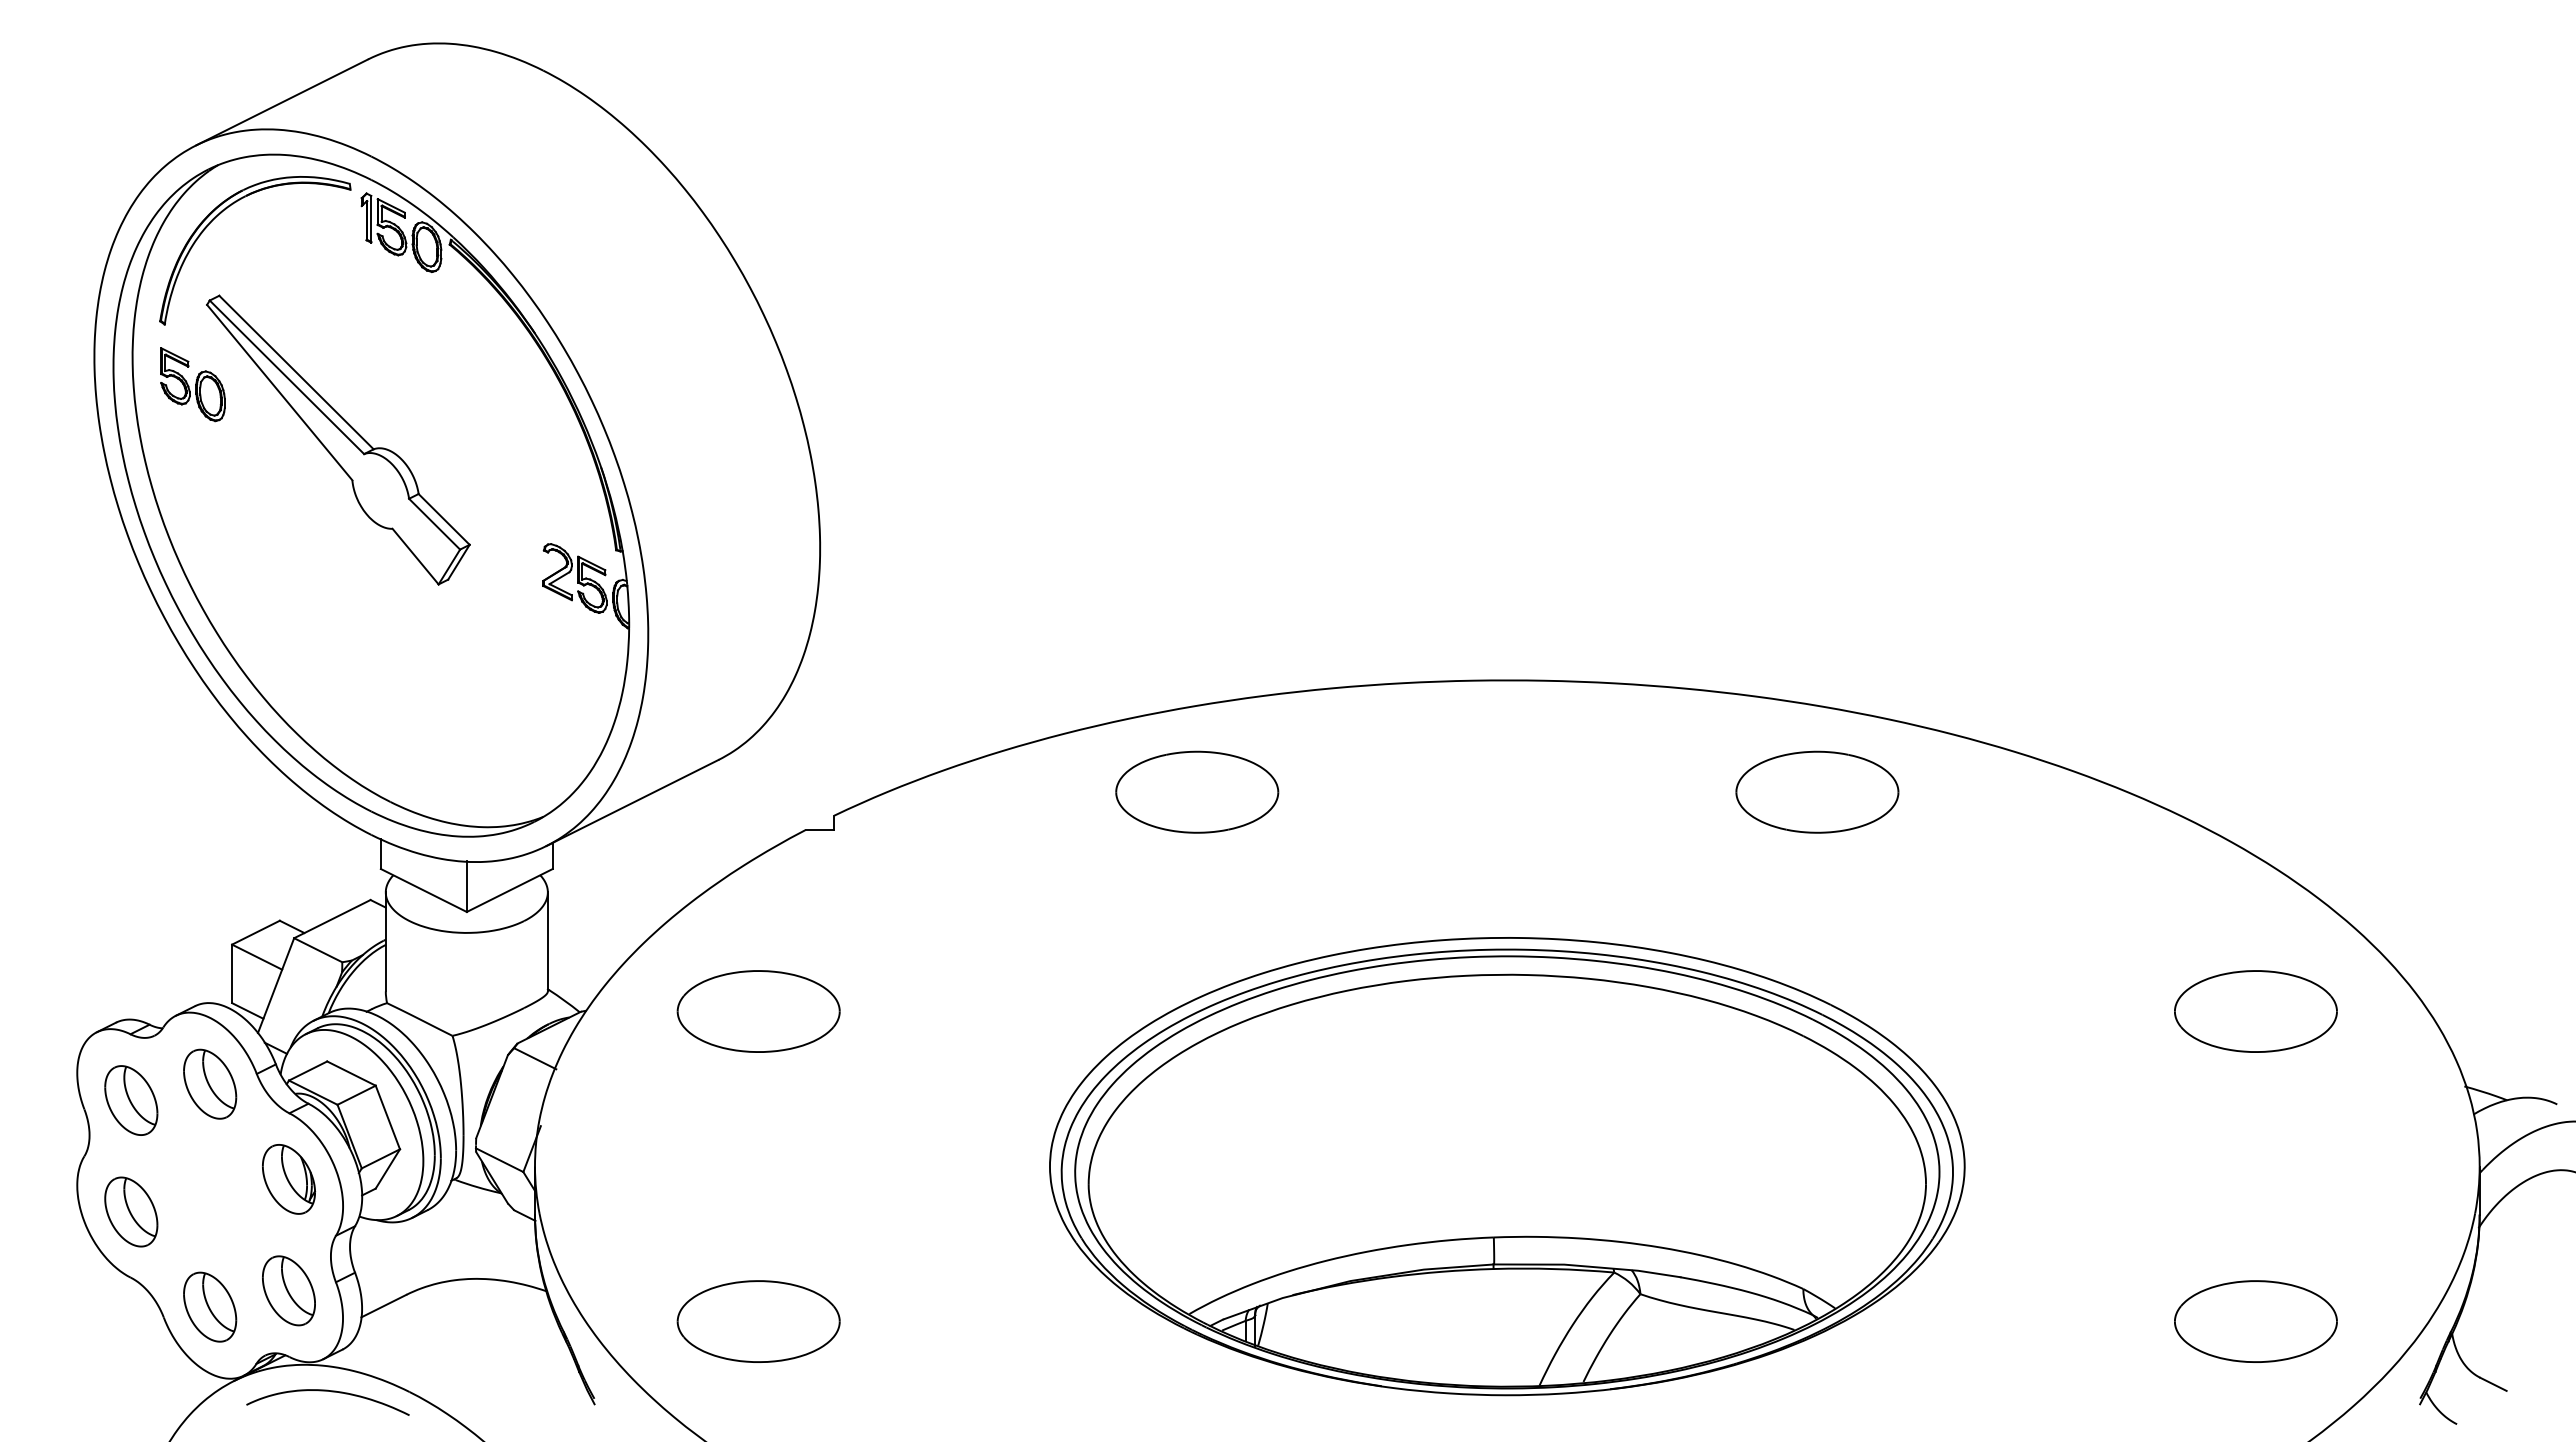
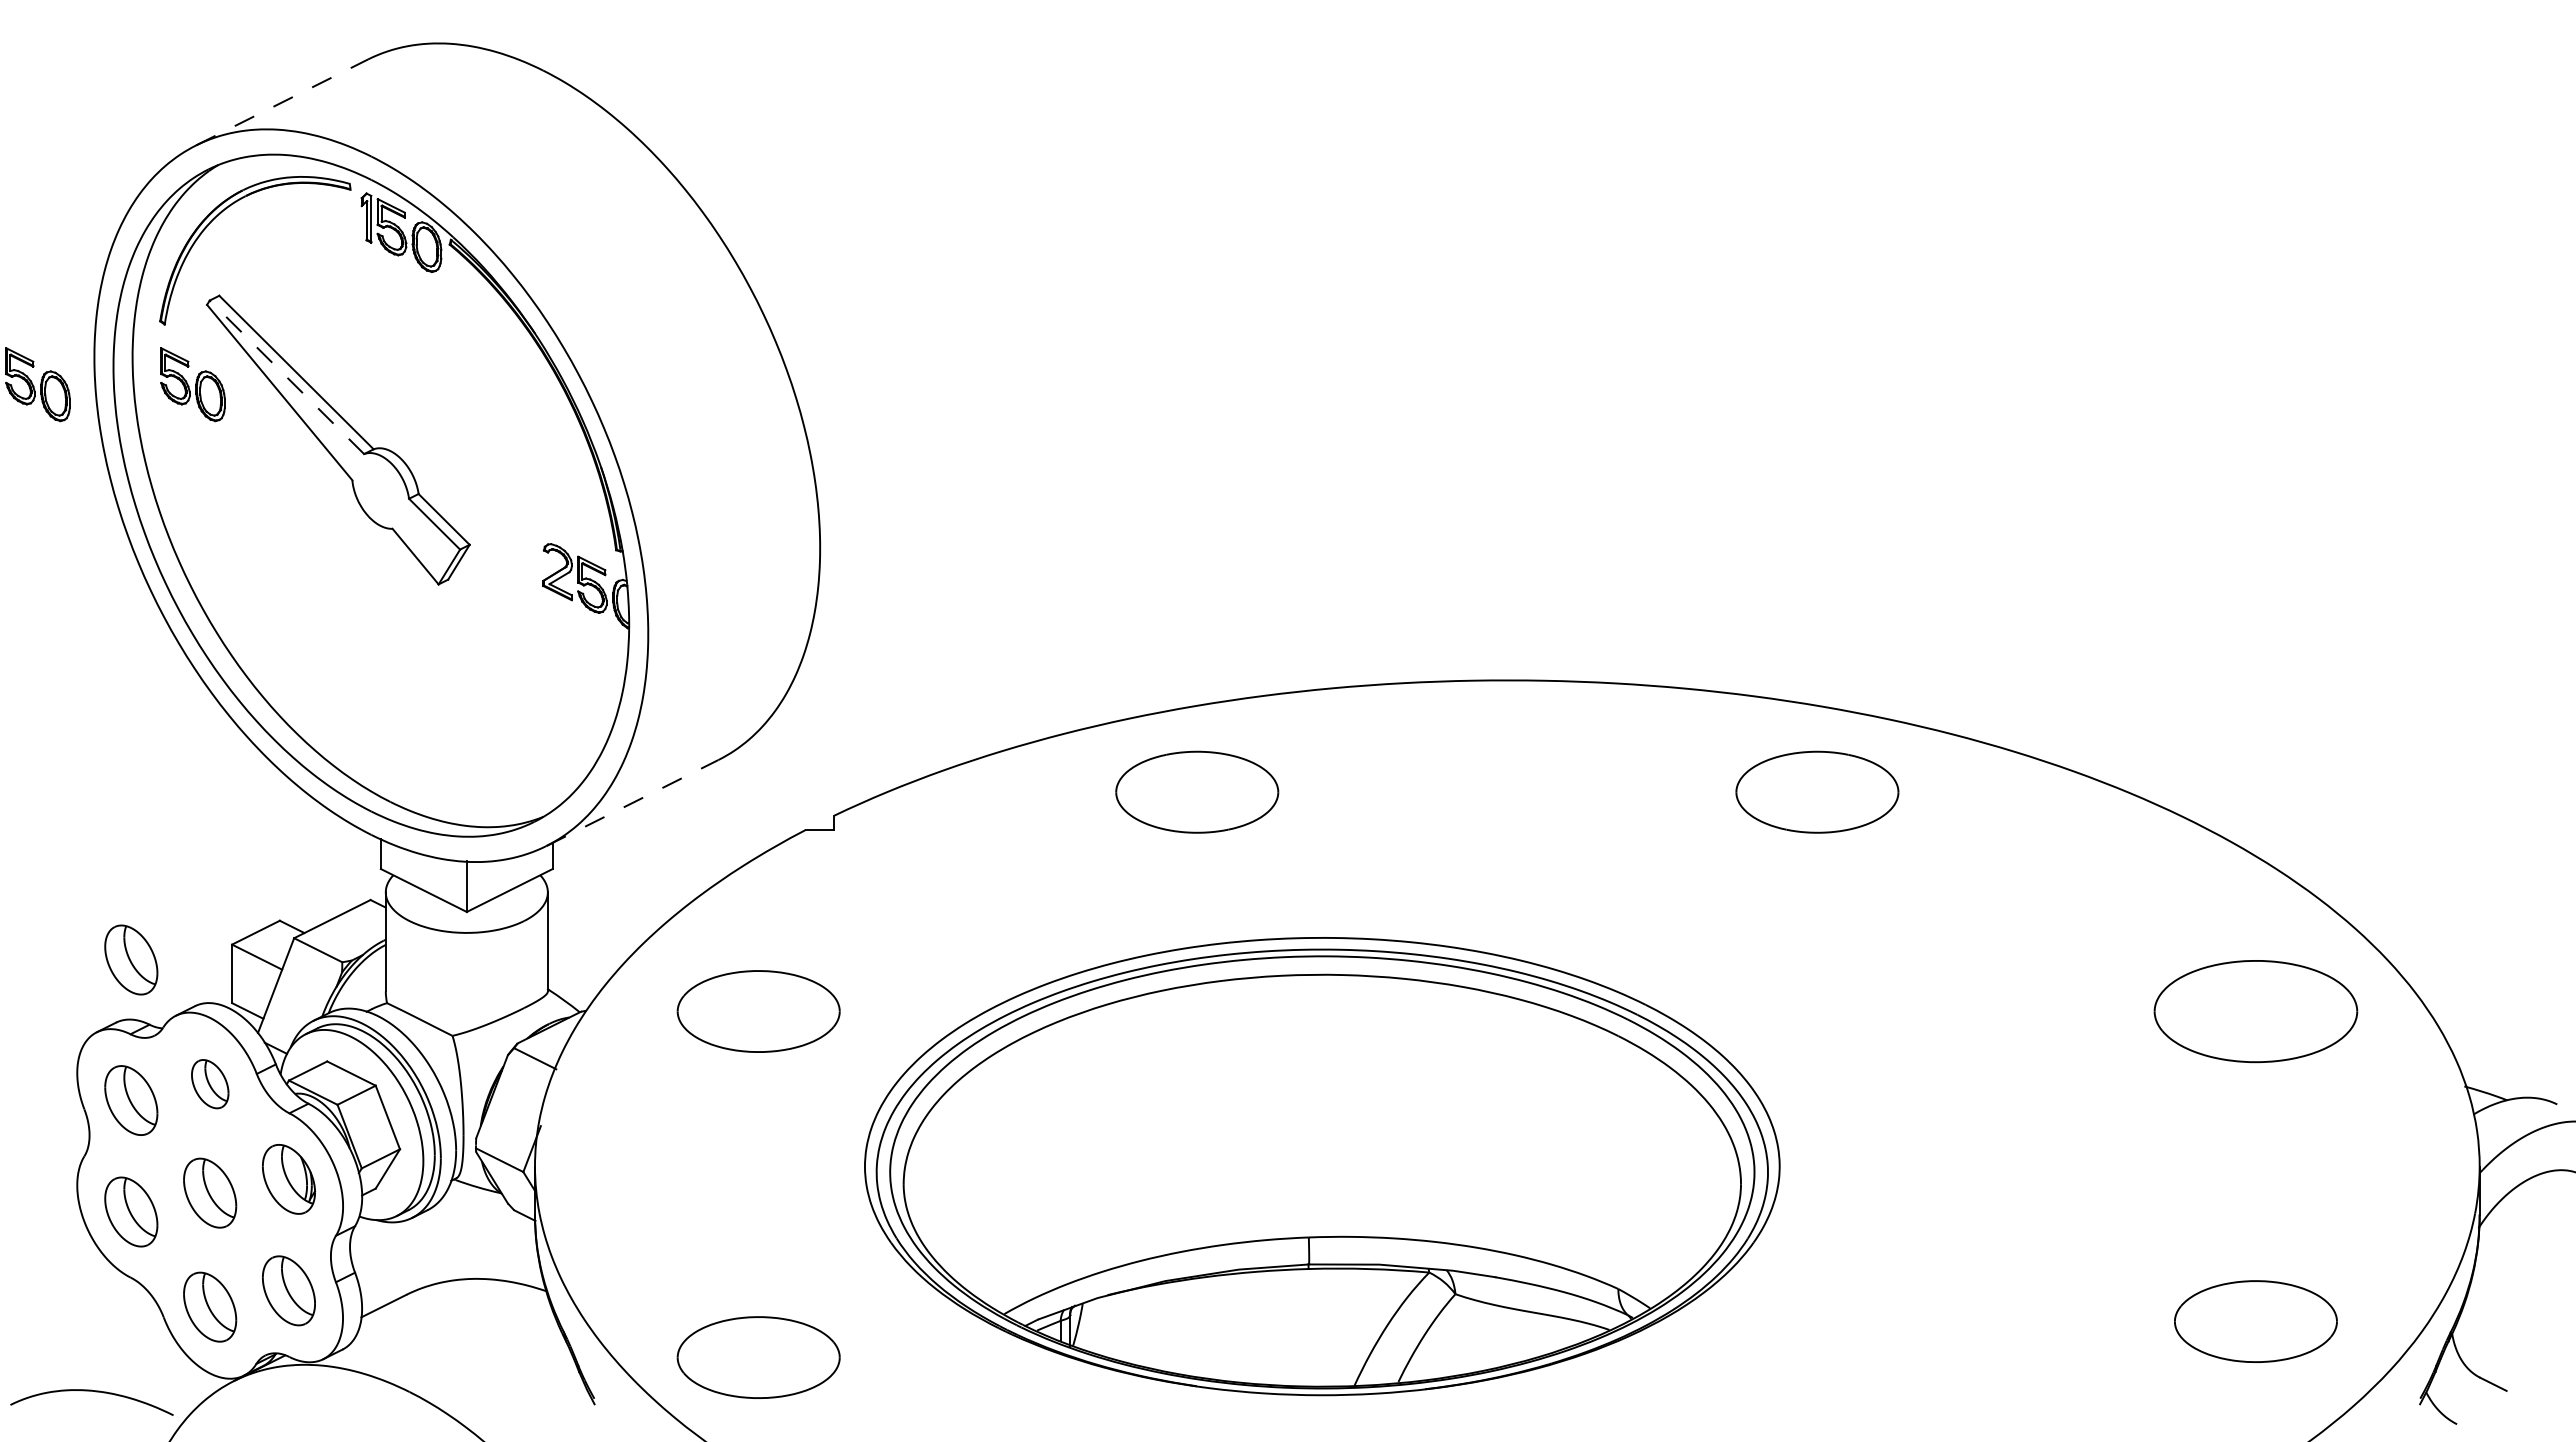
line: solid -> dashed (282, 102)
line: solid -> dashed (286, 377)
part: none -> present (37, 384)
line: solid -> dashed (632, 802)
part: none -> present (131, 959)
part size: 164x83 px -> 206x104 px (2255, 1011)
part size: 55x72 px -> 39x51 px (210, 1084)
part position: (1507, 1166) -> (1322, 1166) (1322, 1166)
part: none -> present (210, 1192)
part position: (758, 1321) -> (758, 1357) (758, 1357)
curve position: (331, 1392) -> (95, 1392) (95, 1392)
